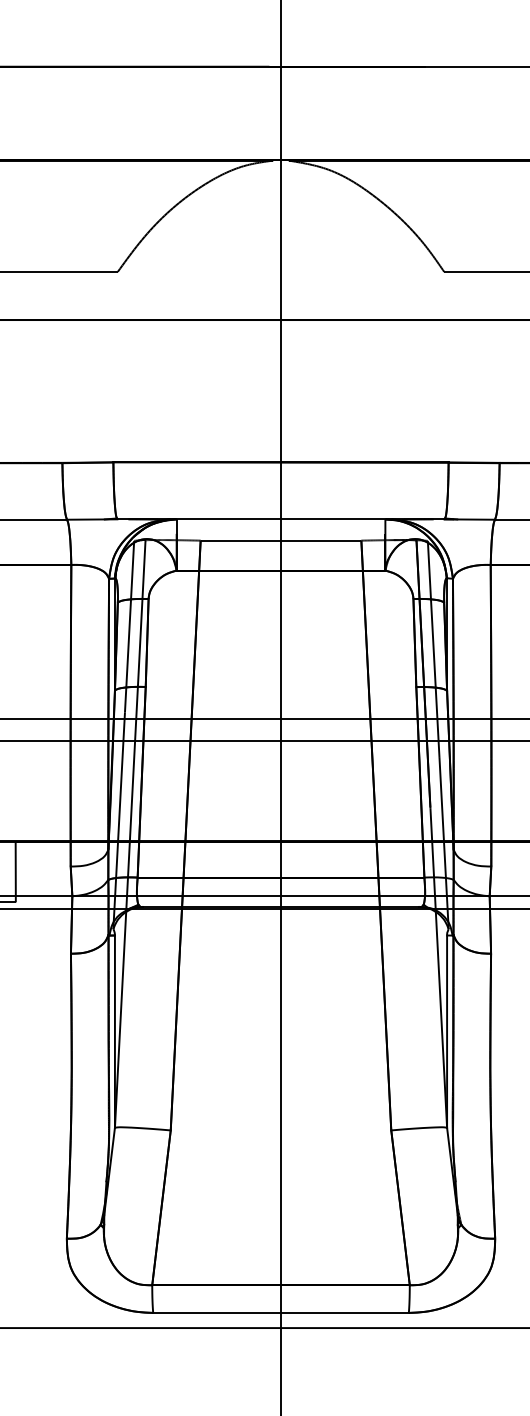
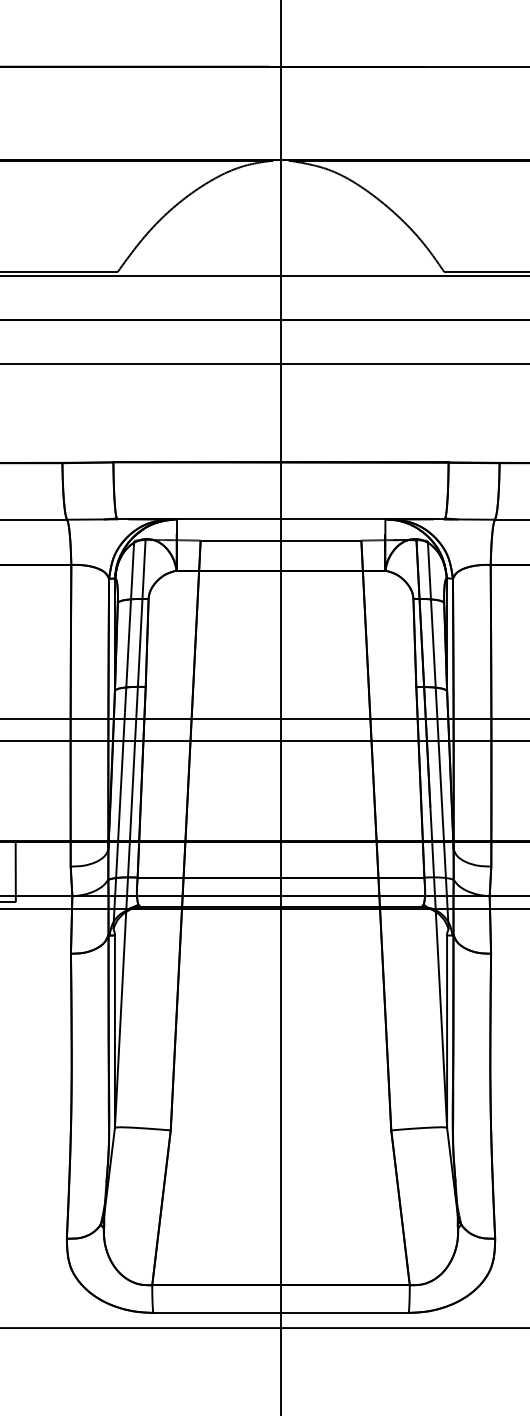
line: none -> present (264, 275)
line: none -> present (264, 364)
